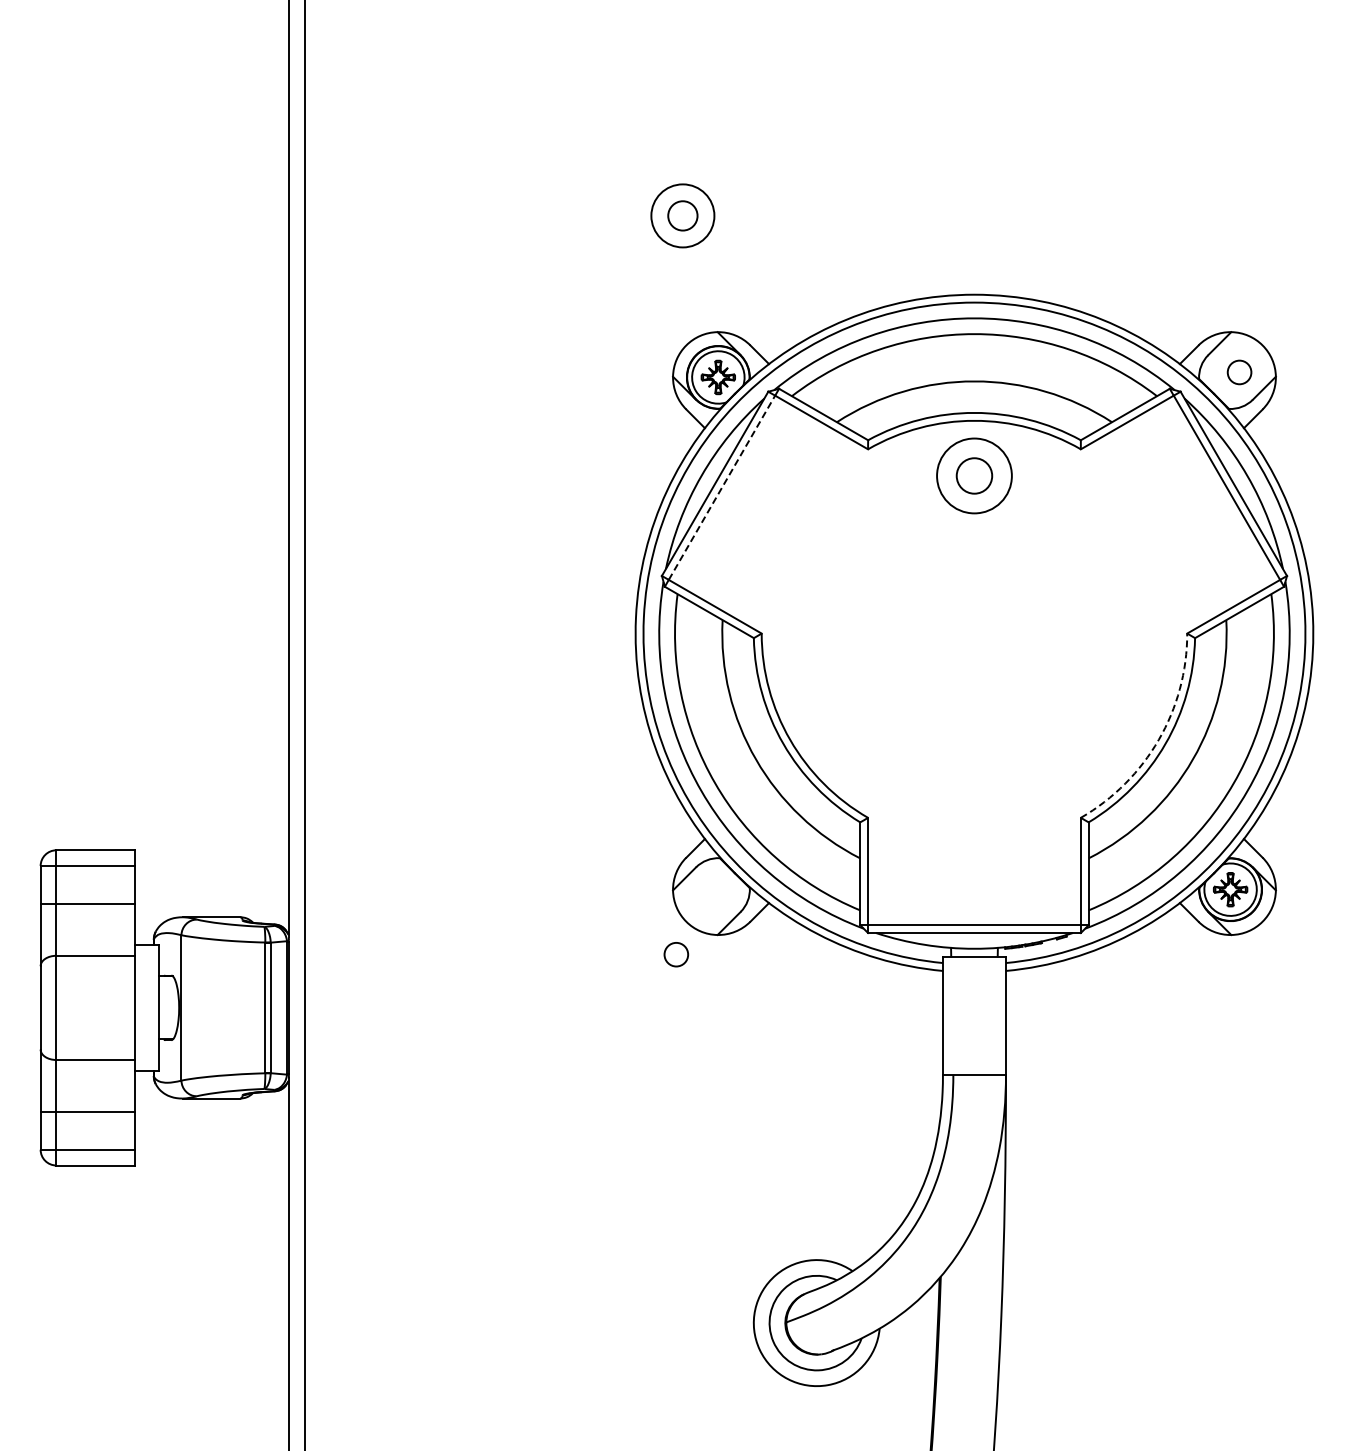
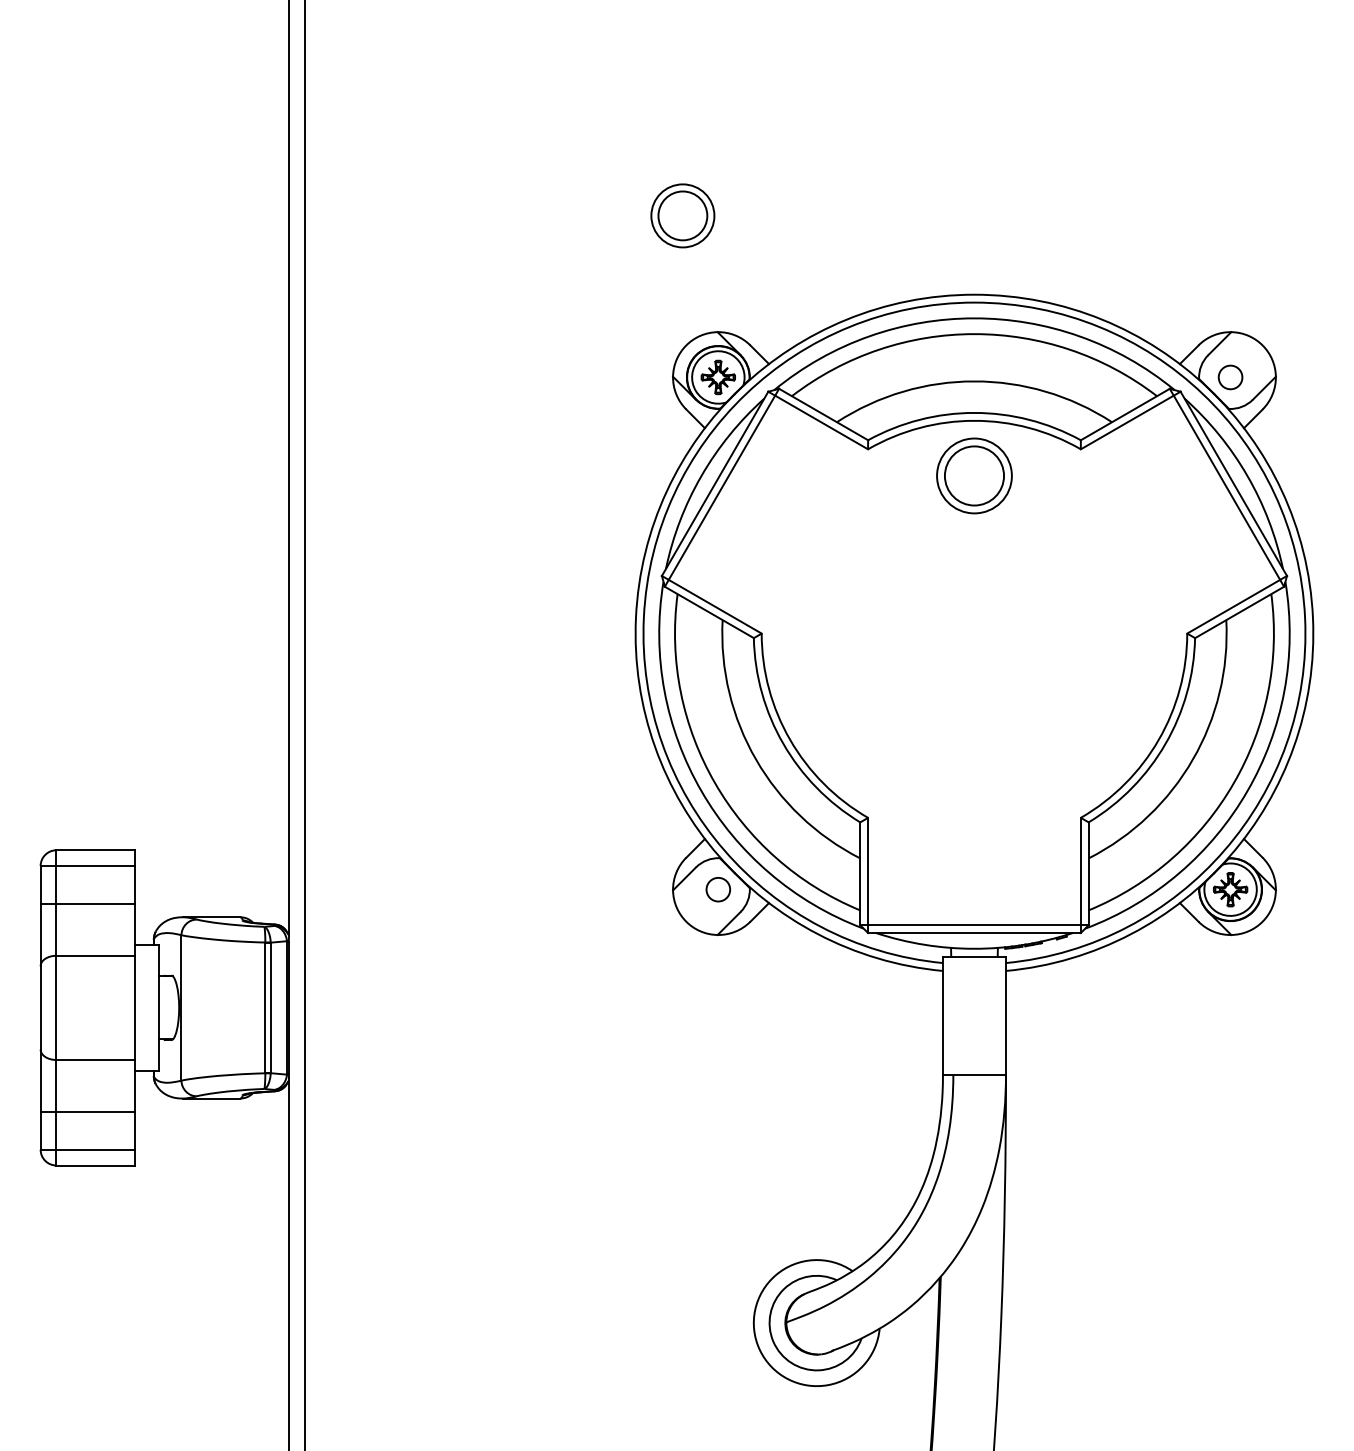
circle diameter: 29 px -> 49 px (682, 215)
circle position: (1239, 372) -> (1230, 377) (1230, 377)
circle diameter: 35 px -> 59 px (974, 475)
line: dashed -> solid (722, 487)
arc: dashed -> solid (1158, 739)
circle position: (676, 954) -> (718, 889) (718, 889)
